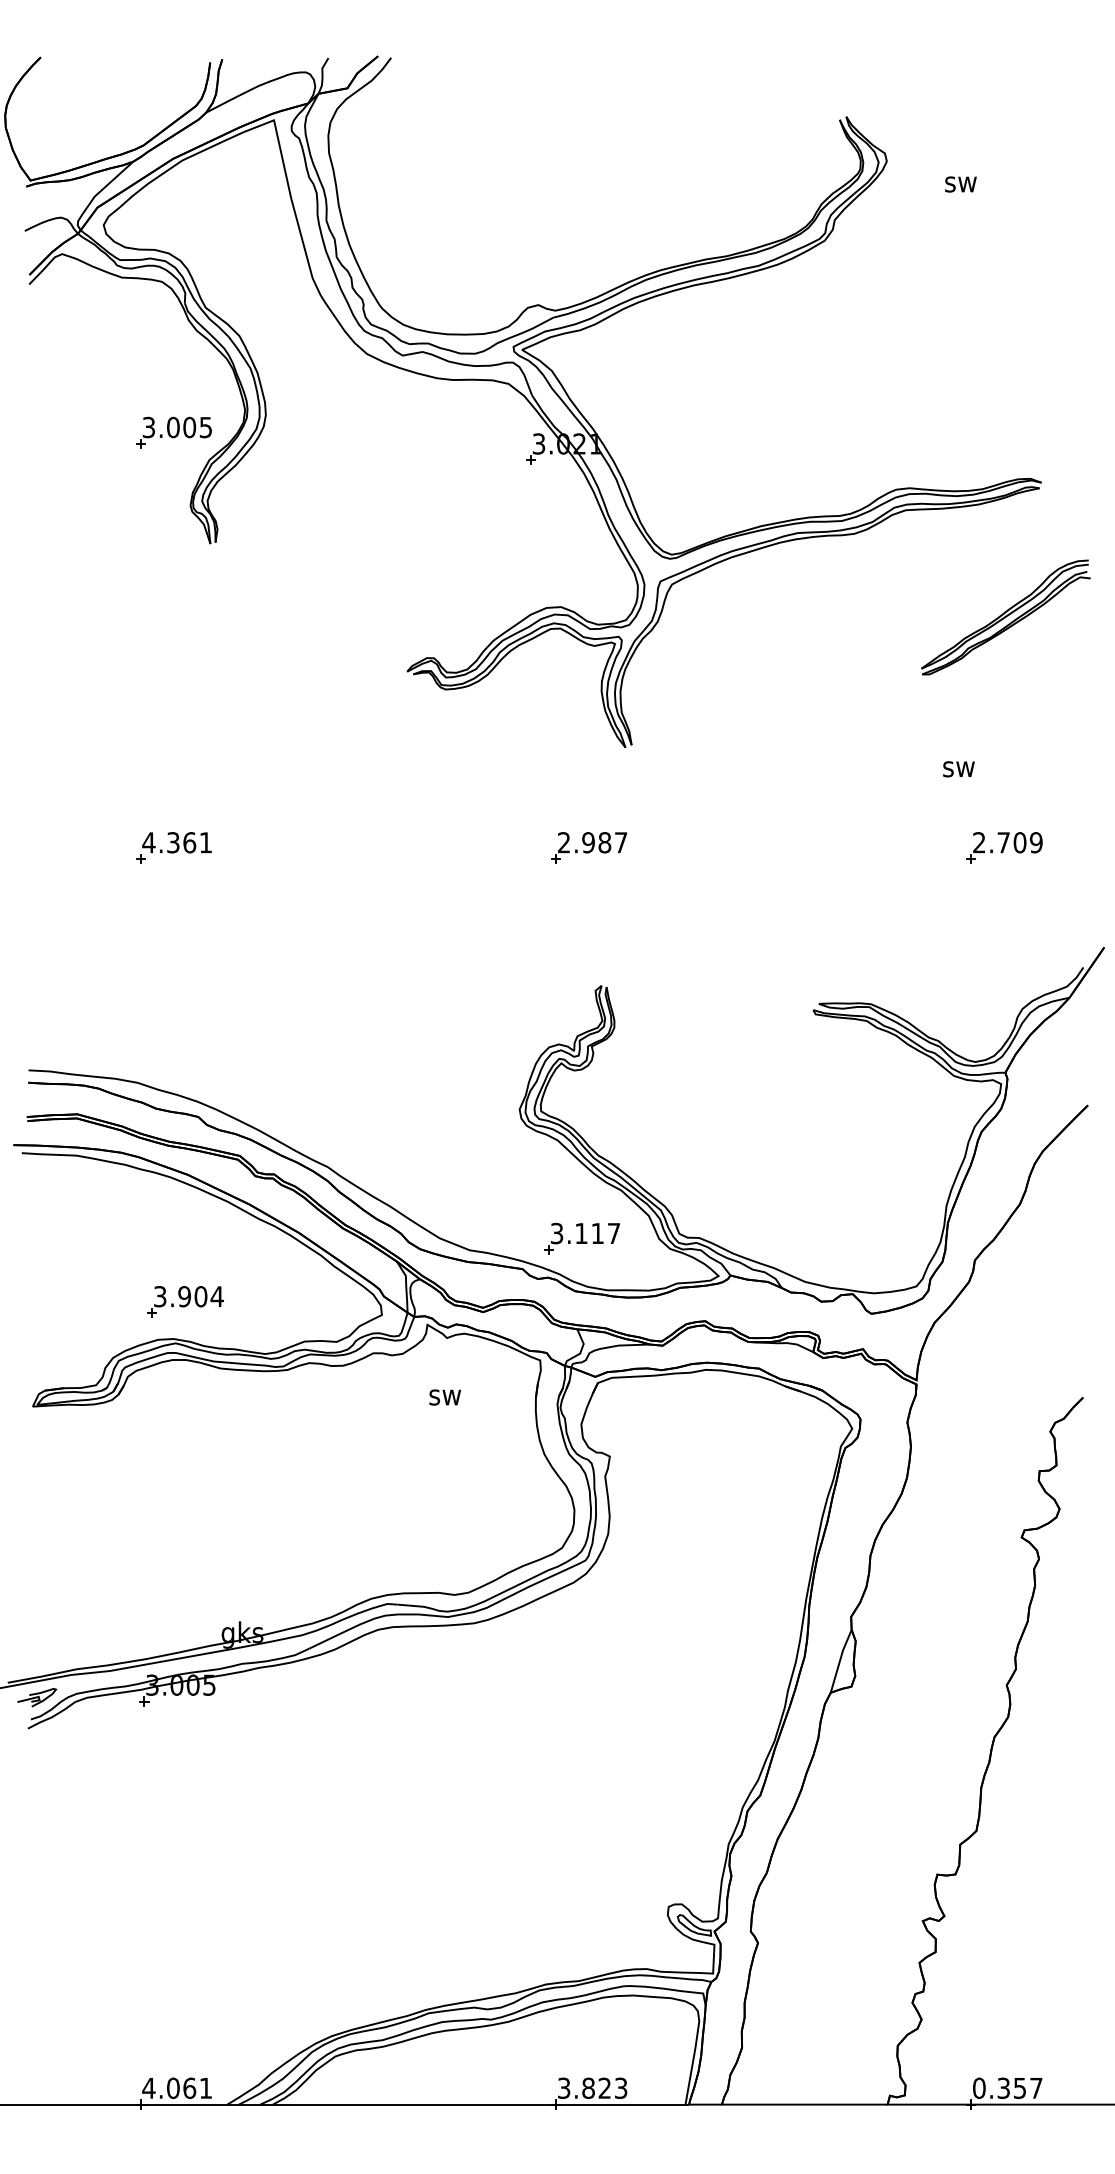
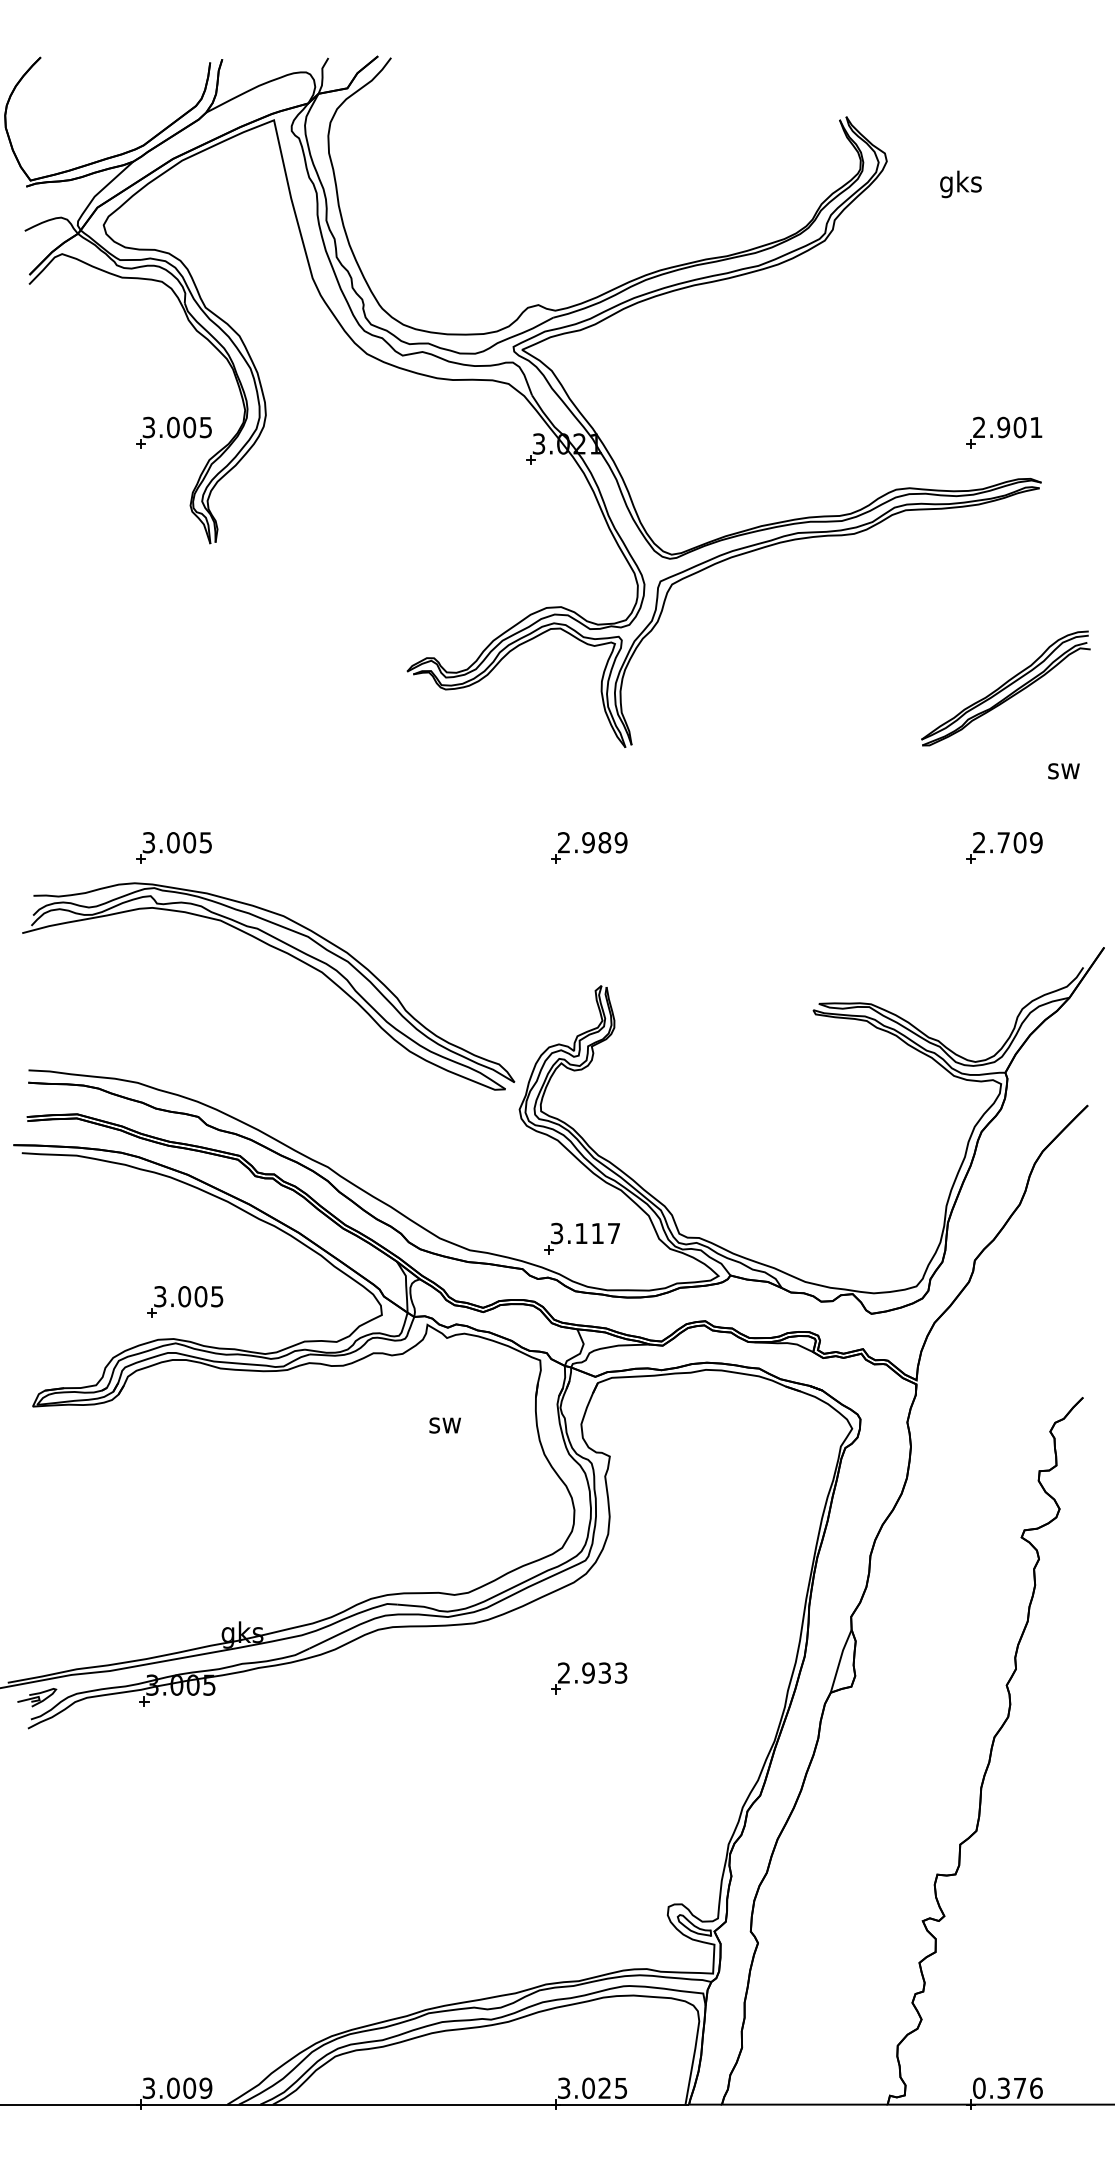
text: sw -> gks (960, 184)
part: none -> present (1004, 432)
part position: (1005, 617) -> (1005, 688) (1005, 688)
text position: (958, 769) -> (1063, 771) (1063, 771)
text: 4.361 -> 3.005 (176, 842)
text: 2.987 -> 2.989 (620, 842)
part: none -> present (282, 952)
text: 3.904 -> 3.005 (200, 1296)
text position: (444, 1397) -> (444, 1425) (444, 1425)
part: none -> present (589, 1678)
text: 4.061 -> 3.009 (177, 2087)
text: 3.823 -> 3.025 (604, 2087)
text: 0.357 -> 0.376 (1028, 2087)
